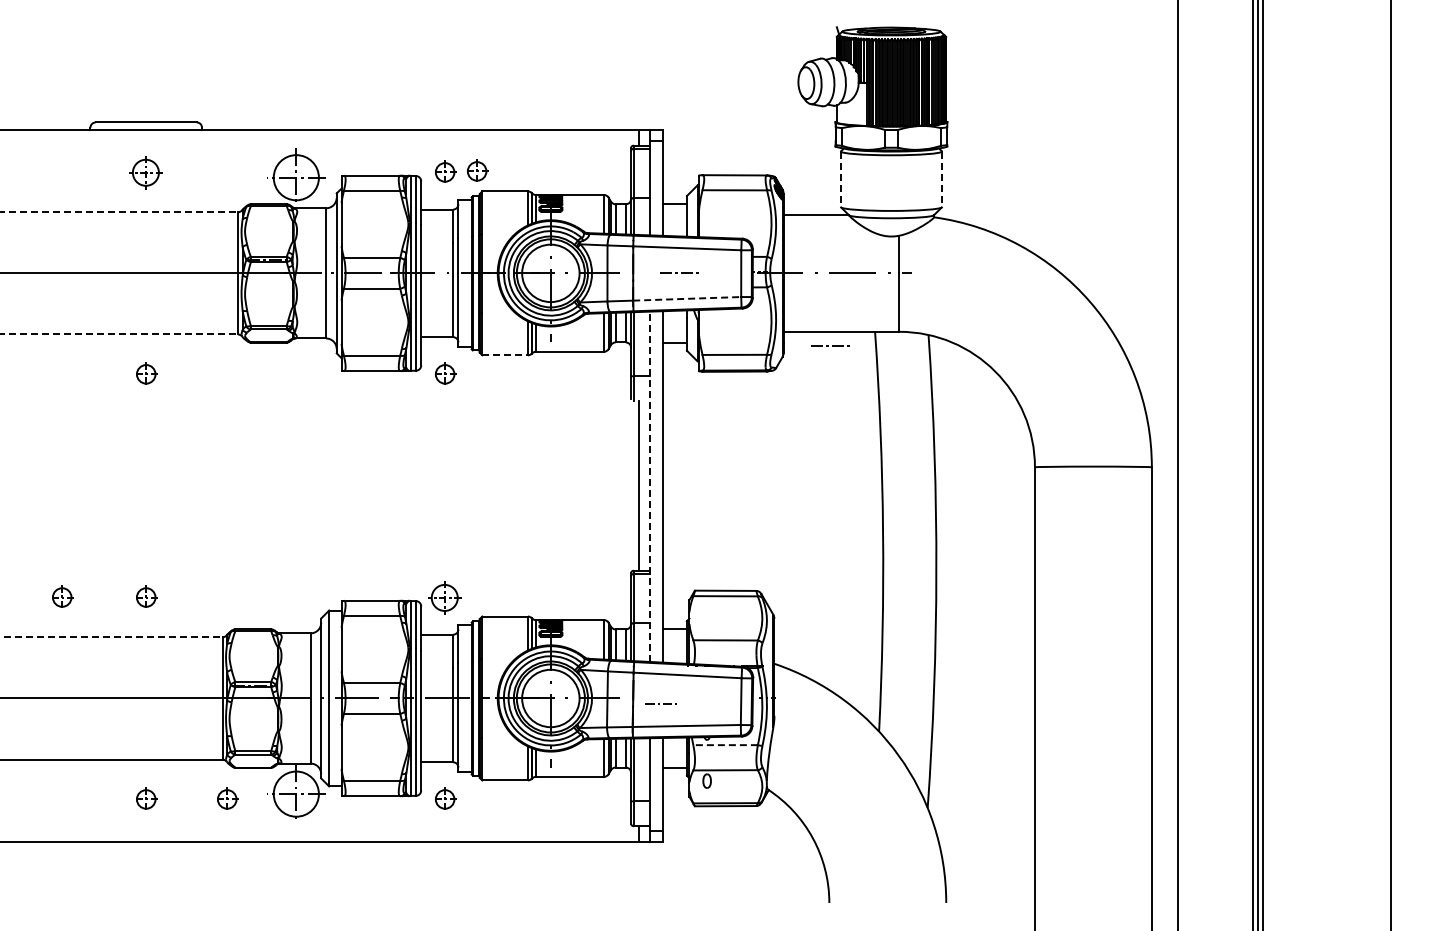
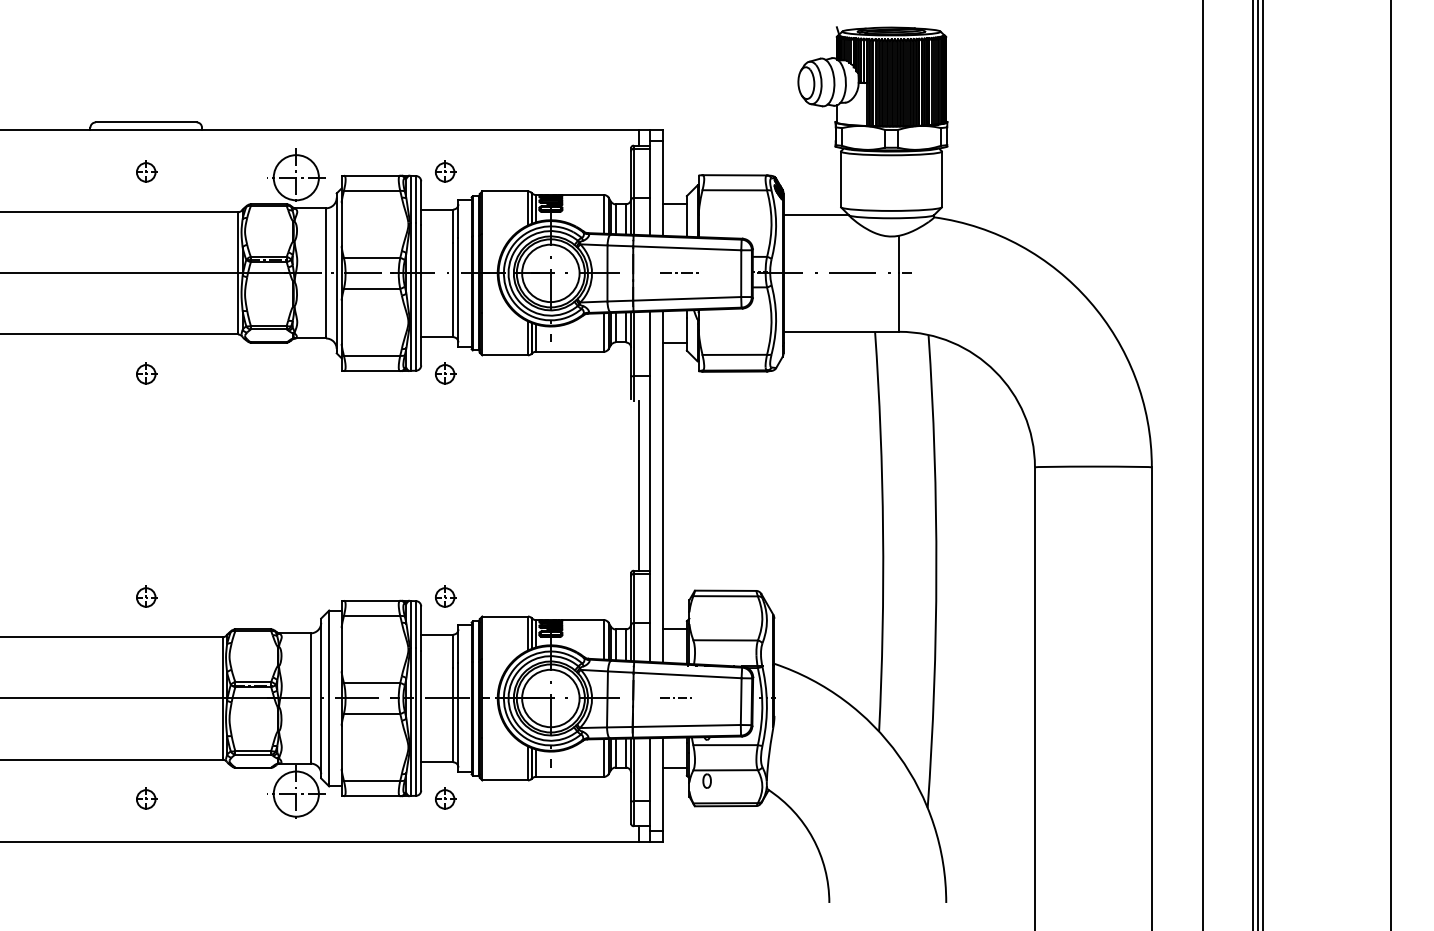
part: present -> none (477, 170)
part size: 34x34 px -> 22x23 px (146, 171)
line: dashed -> solid (841, 179)
line: dashed -> solid (941, 179)
line: dashed -> solid (119, 212)
line: dashed -> solid (687, 298)
line: dashed -> solid (119, 334)
line: present -> none (828, 345)
line: dashed -> solid (505, 355)
line position: (1178, 464) -> (1203, 464) (1203, 464)
line: dashed -> solid (649, 486)
part: present -> none (62, 596)
part size: 34x34 px -> 22x23 px (445, 596)
line: dashed -> solid (111, 637)
line position: (659, 703) -> (674, 697) (674, 697)
line: dashed -> solid (725, 745)
part: present -> none (227, 798)
